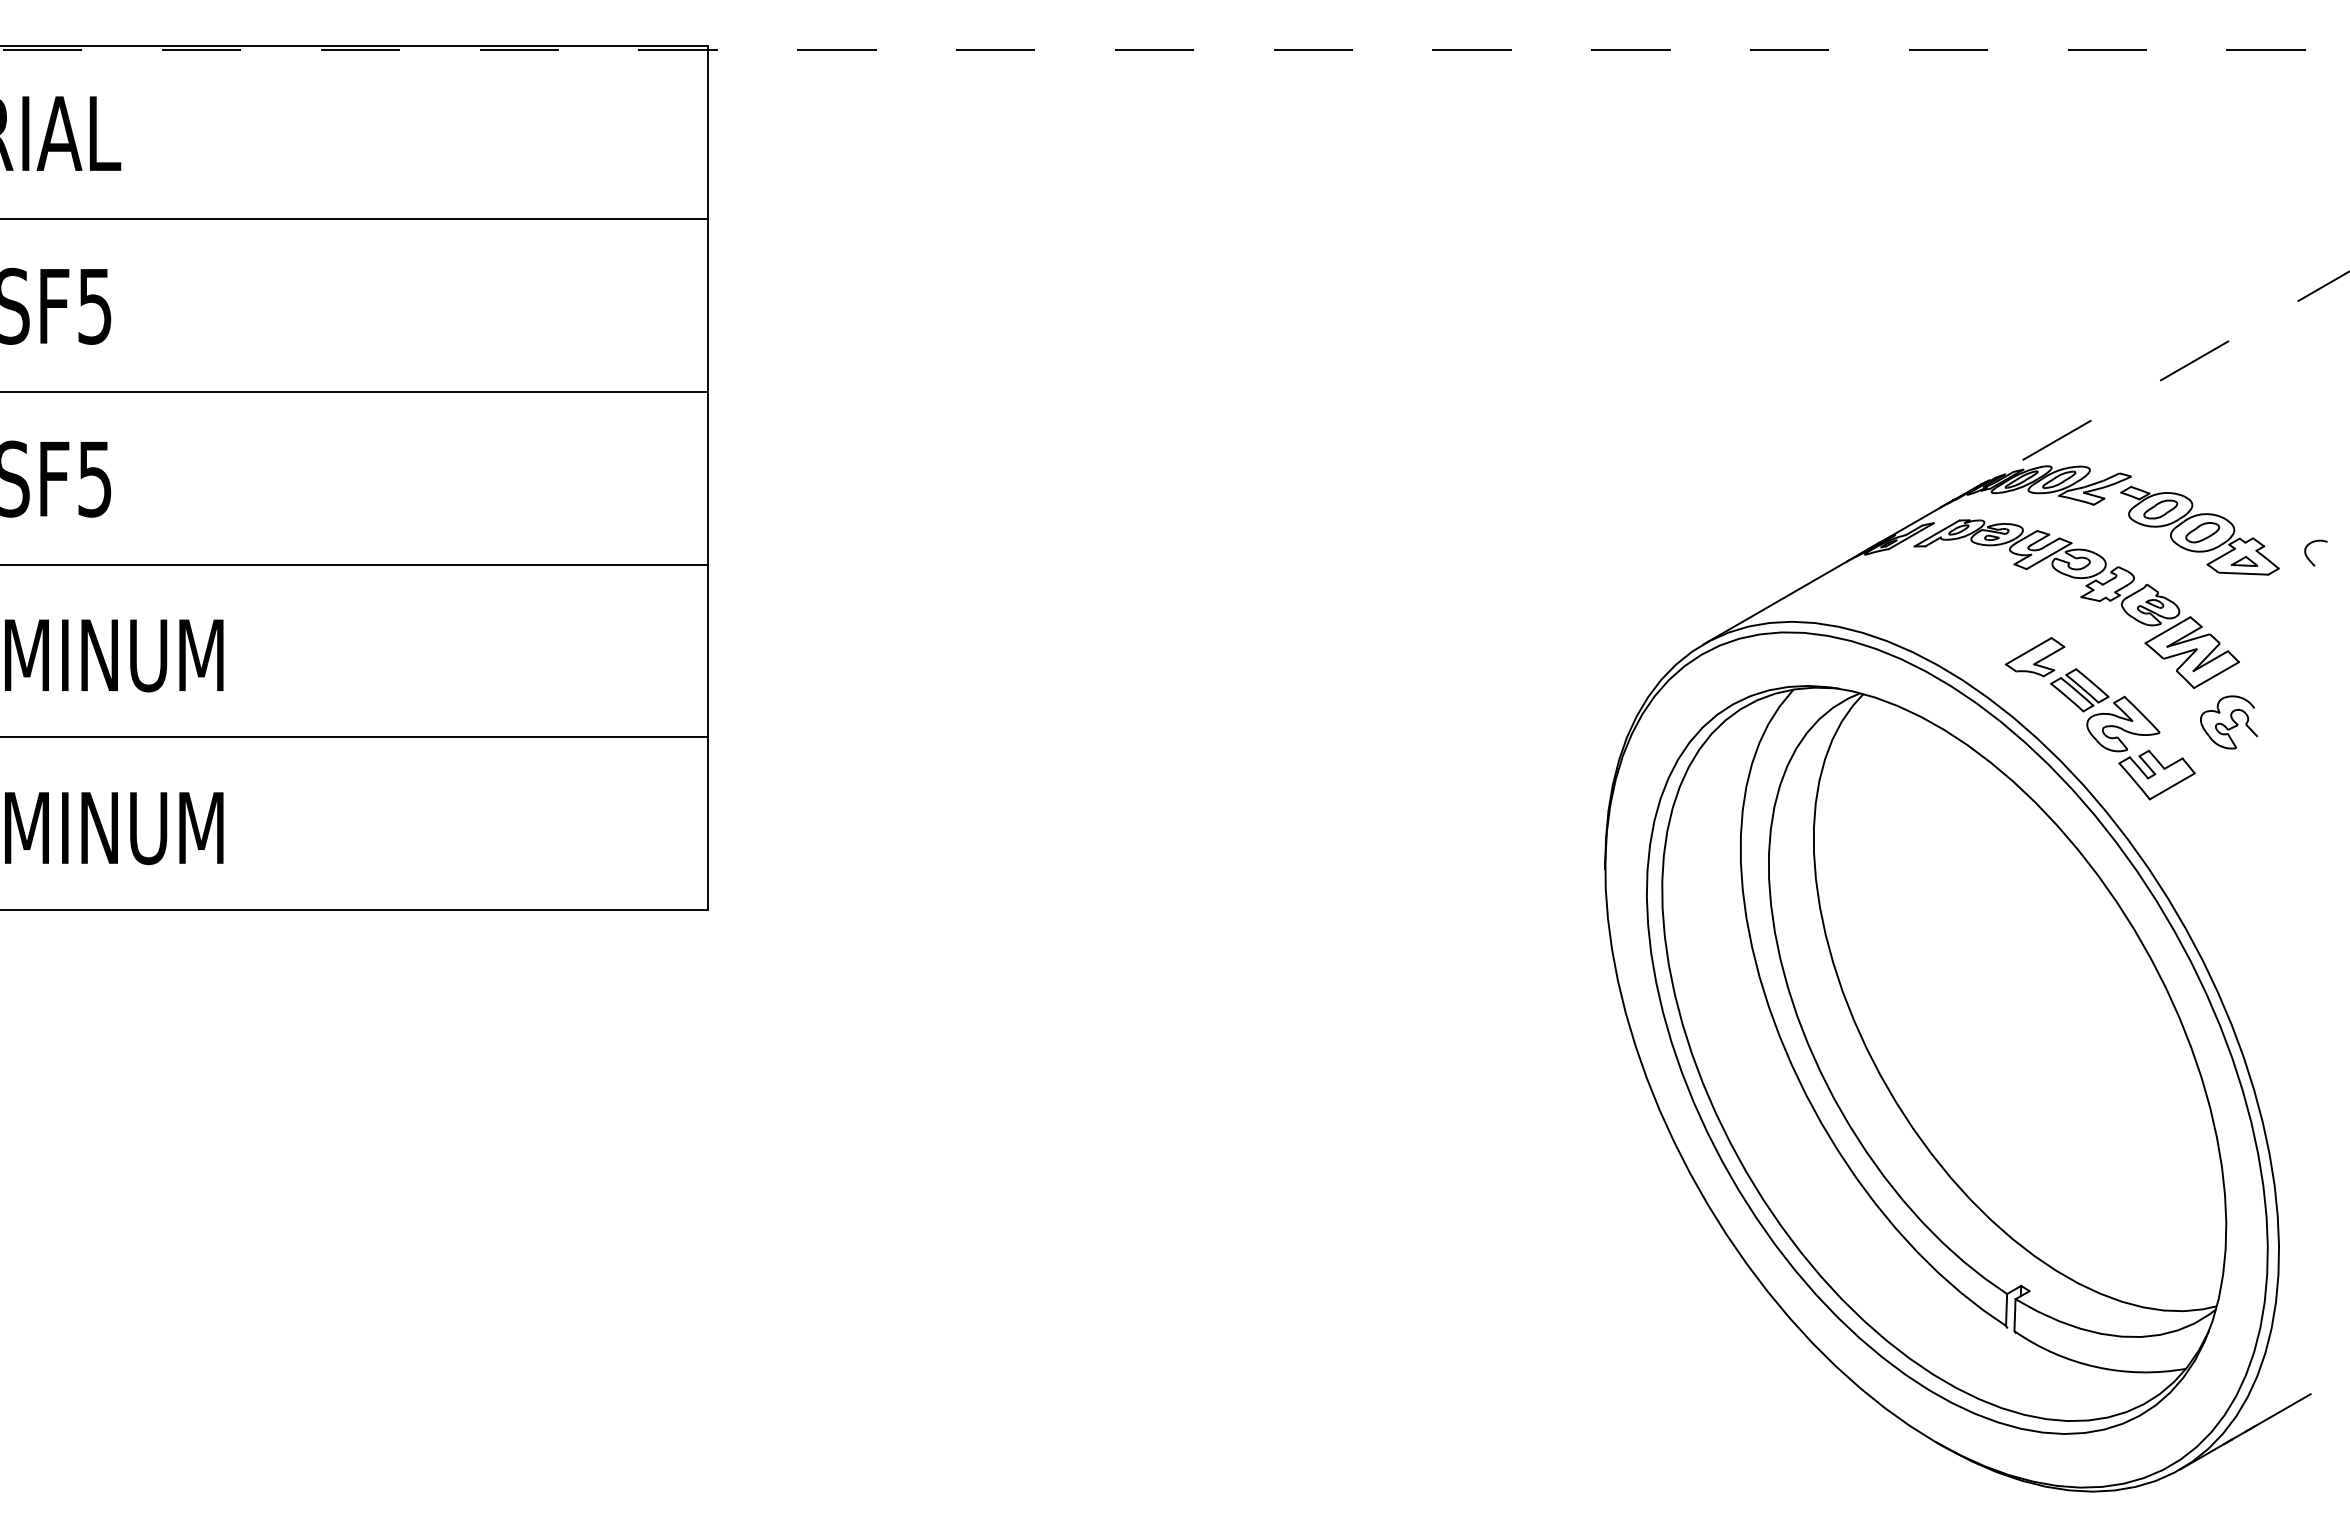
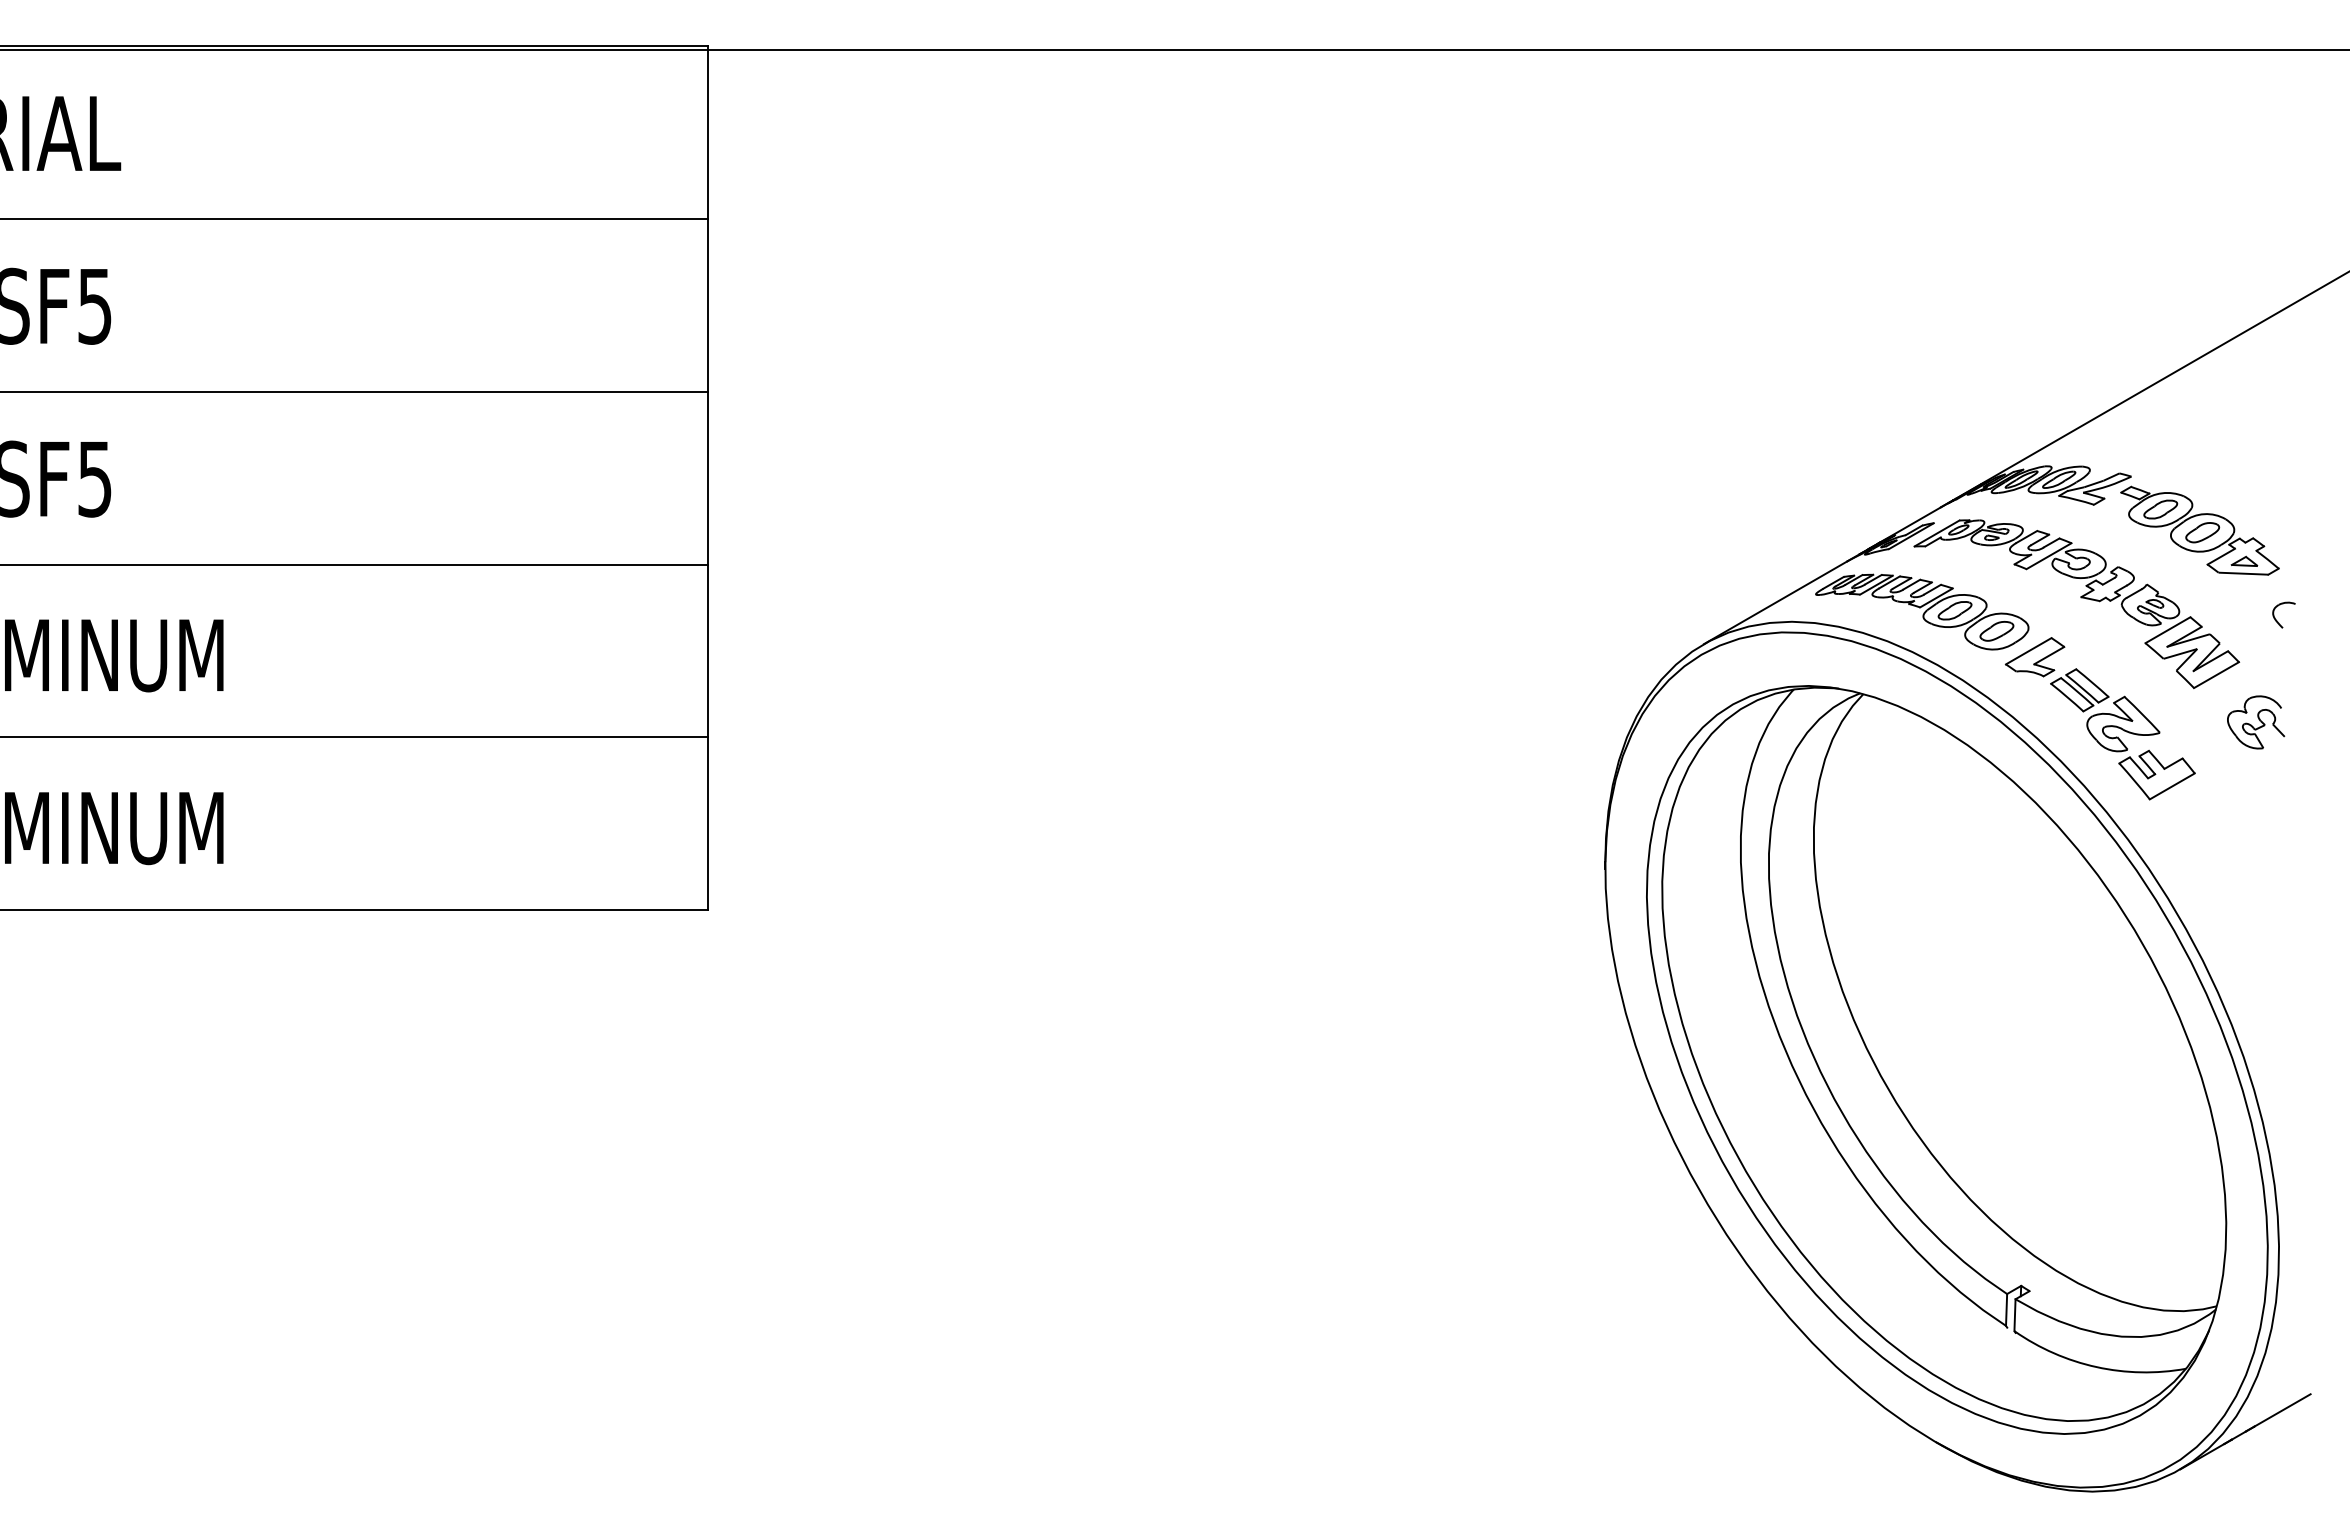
line: dashed -> solid (1176, 50)
line: dashed -> solid (2152, 384)
part position: (2309, 558) -> (2277, 620) (2277, 620)
part: none -> present (1922, 611)
part position: (2229, 722) -> (2256, 722) (2256, 722)
